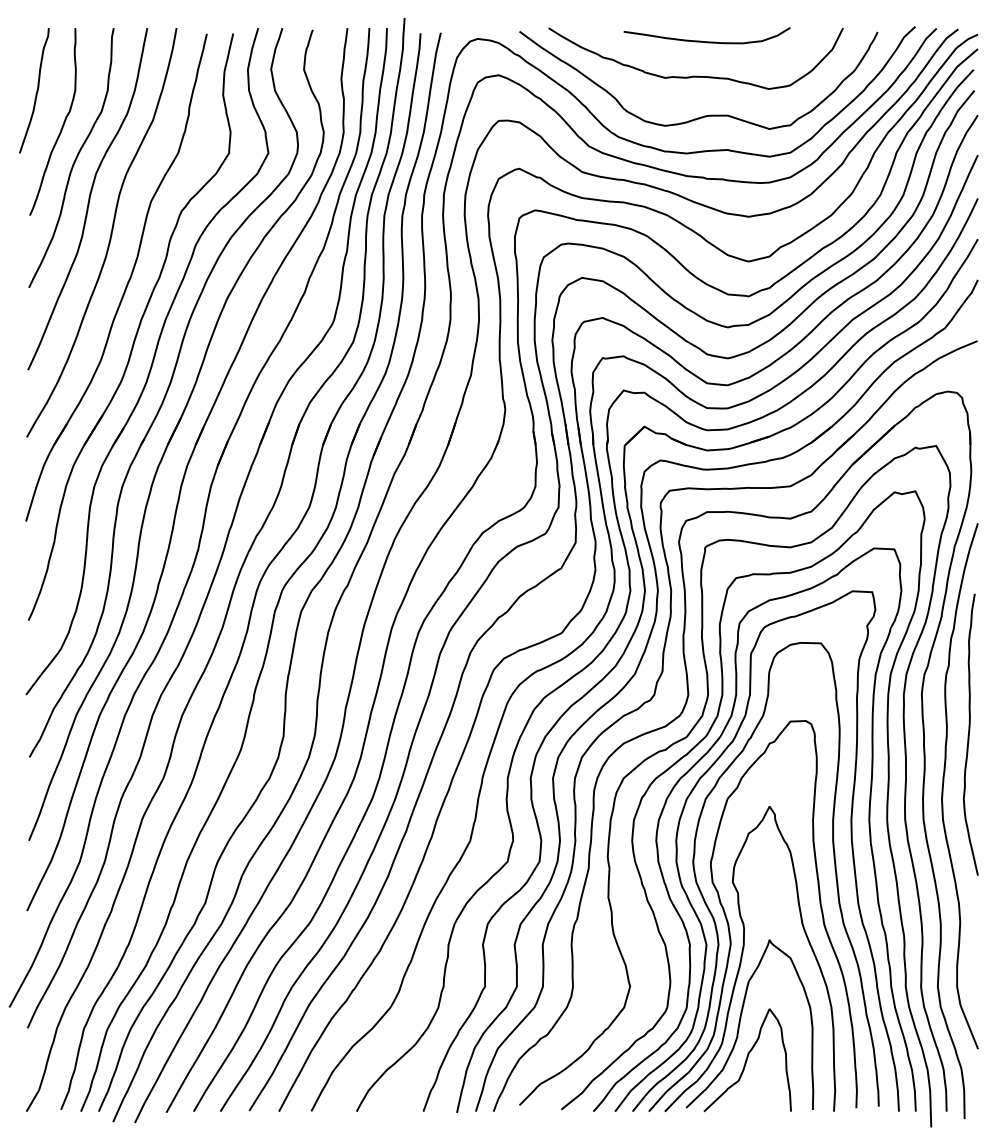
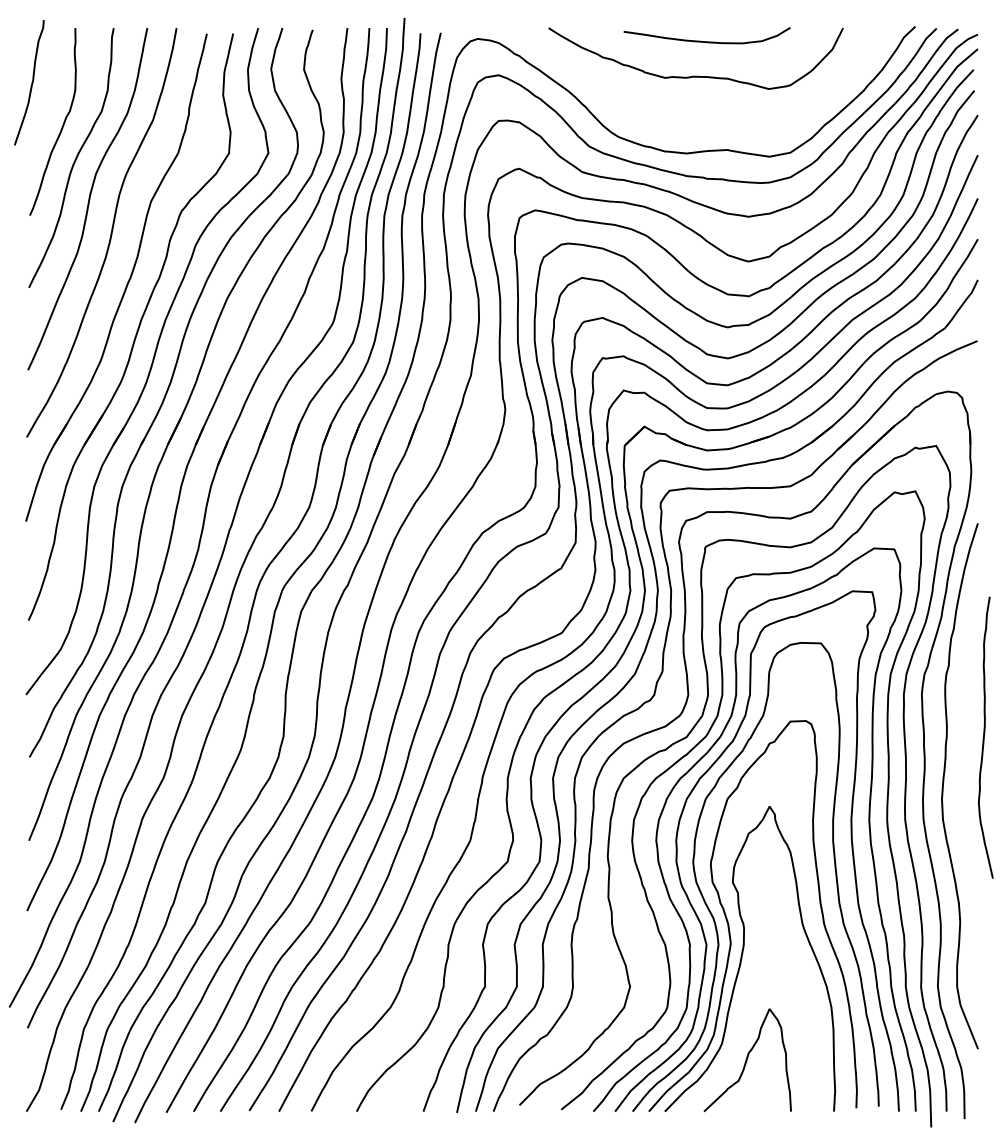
curve position: (36, 90) -> (31, 82) (31, 82)
curve: present -> none (704, 115)
curve position: (969, 734) -> (984, 737) (984, 737)
curve: present -> none (740, 1024)
